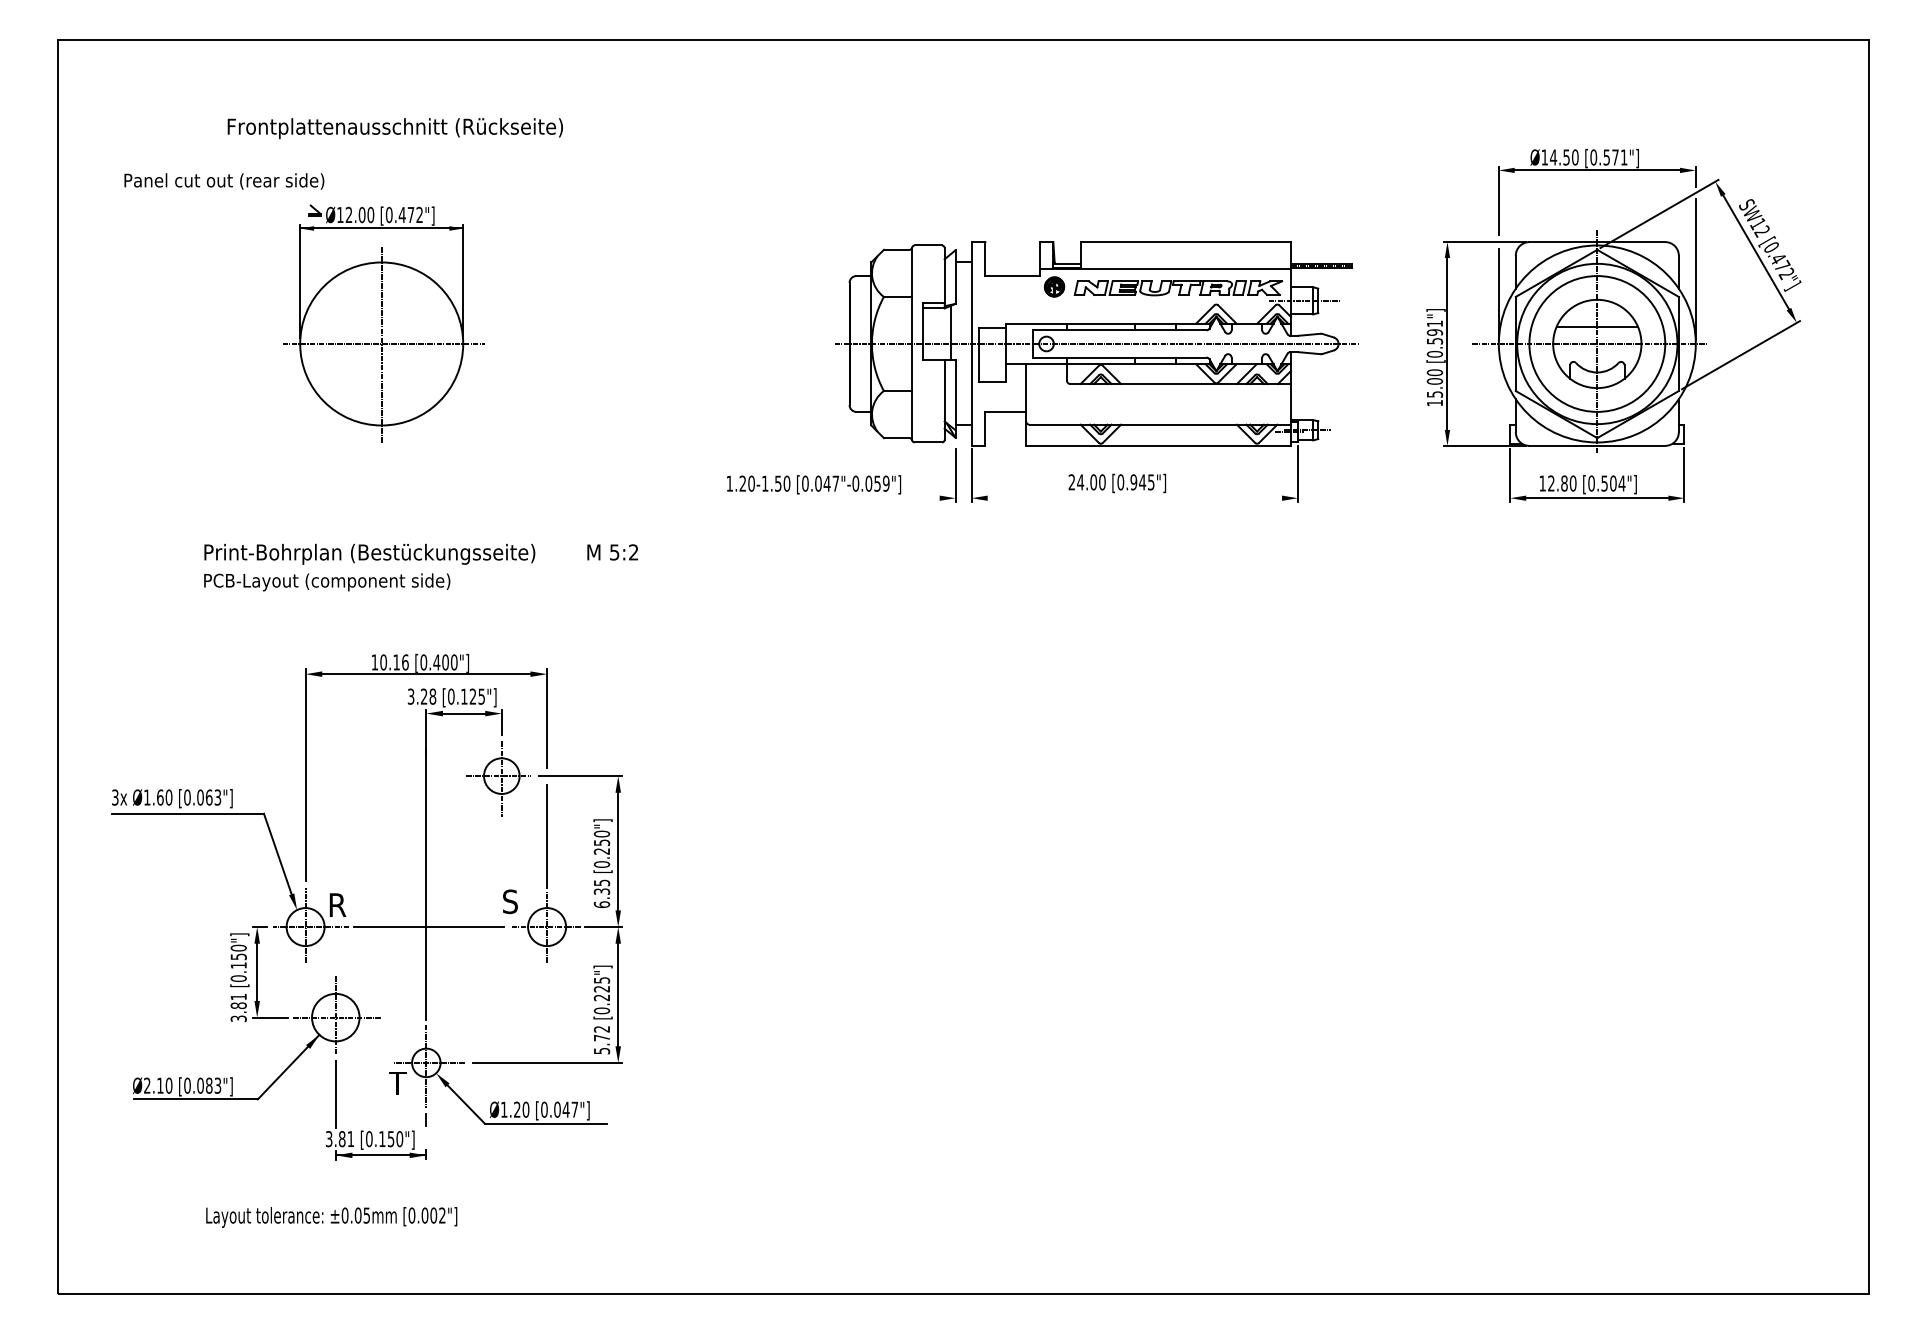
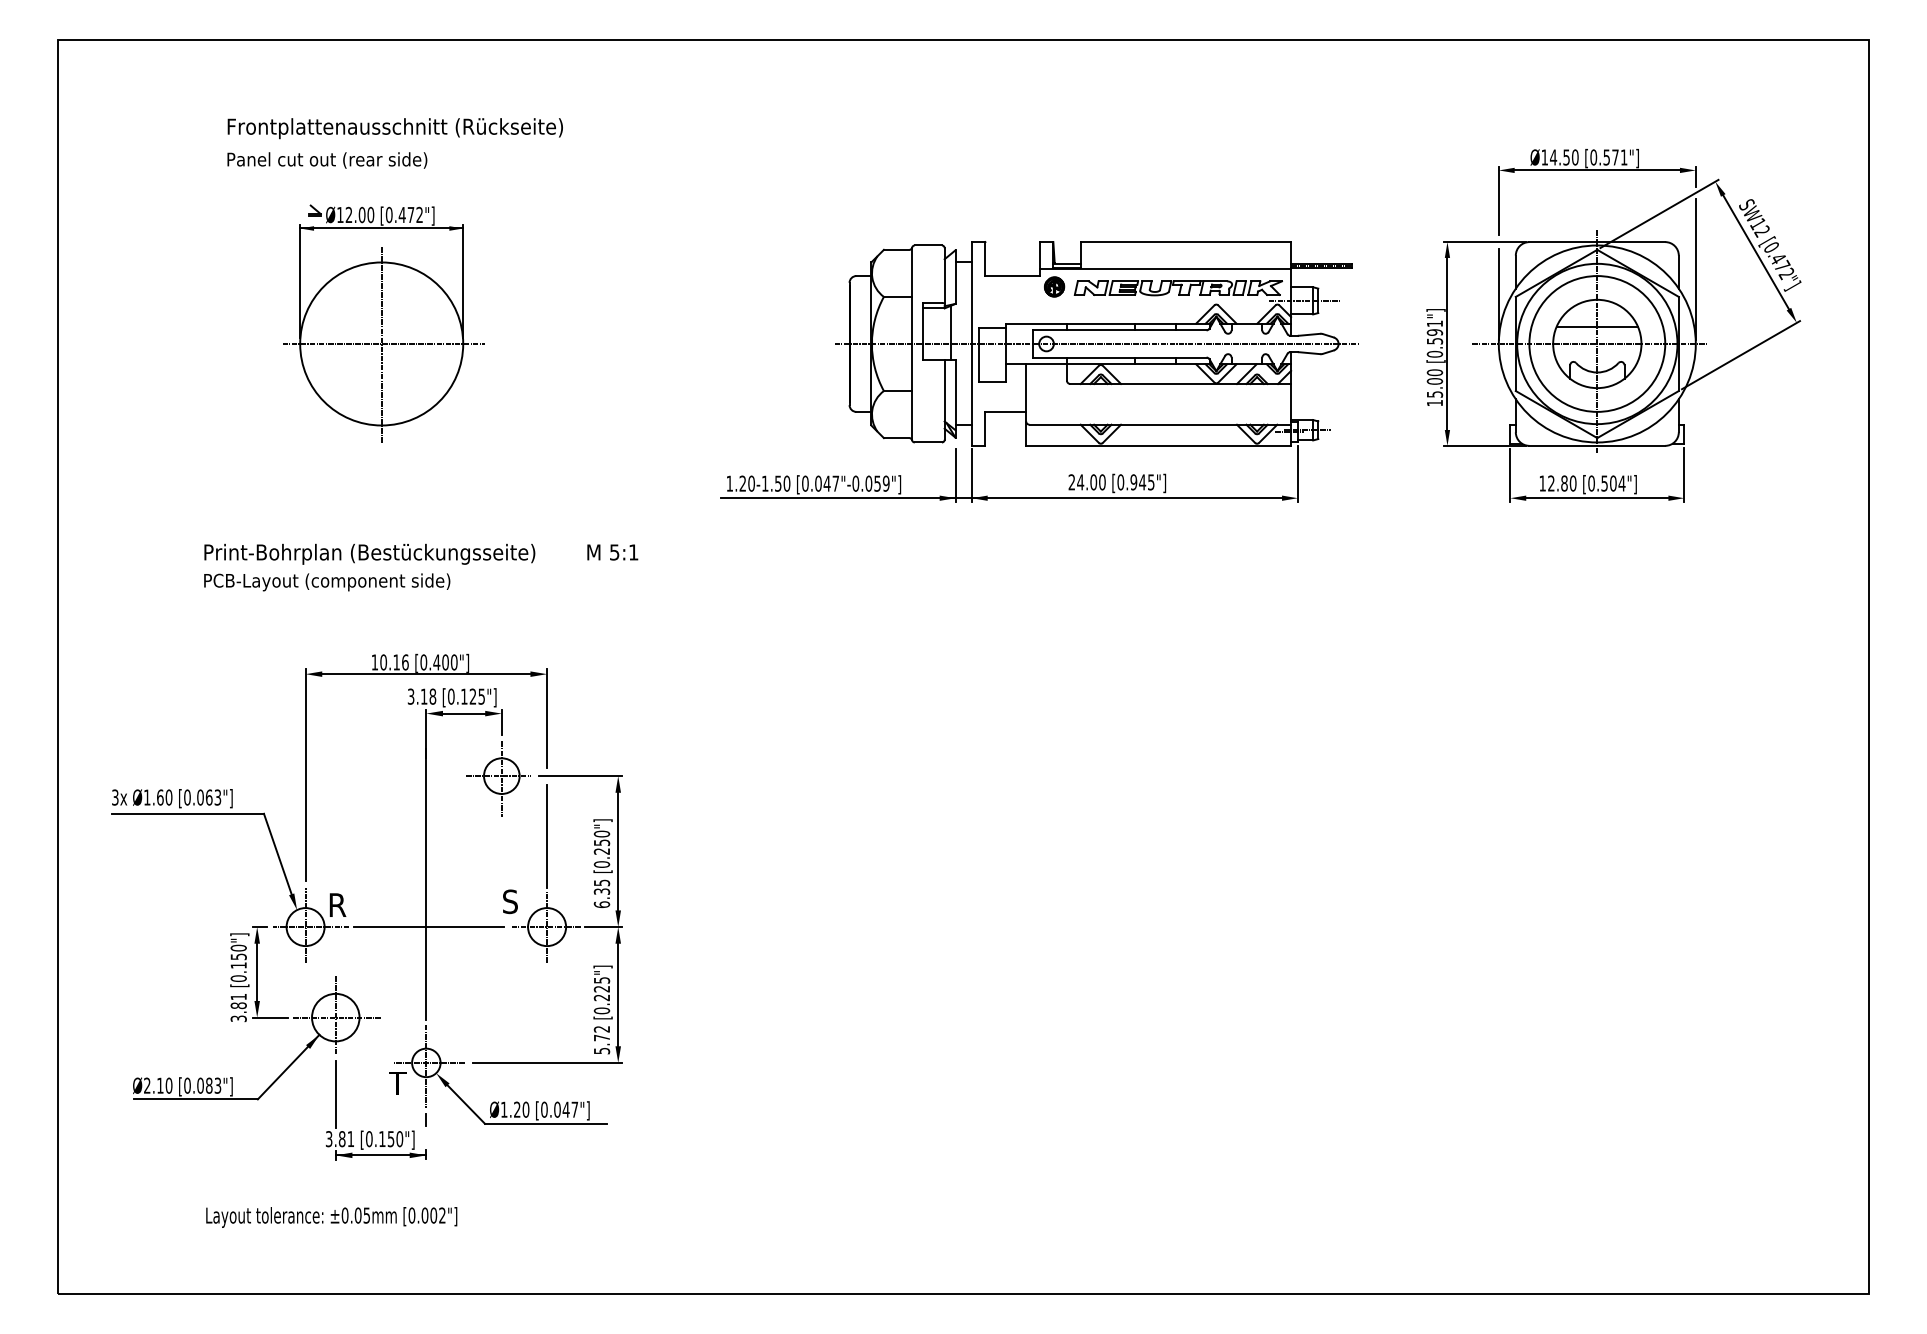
text position: (224, 181) -> (327, 160) (327, 160)
line: none -> present (1001, 498)
text: 5:2 -> 5:1 (633, 552)
text: 3.28 -> 3.18 (423, 696)
